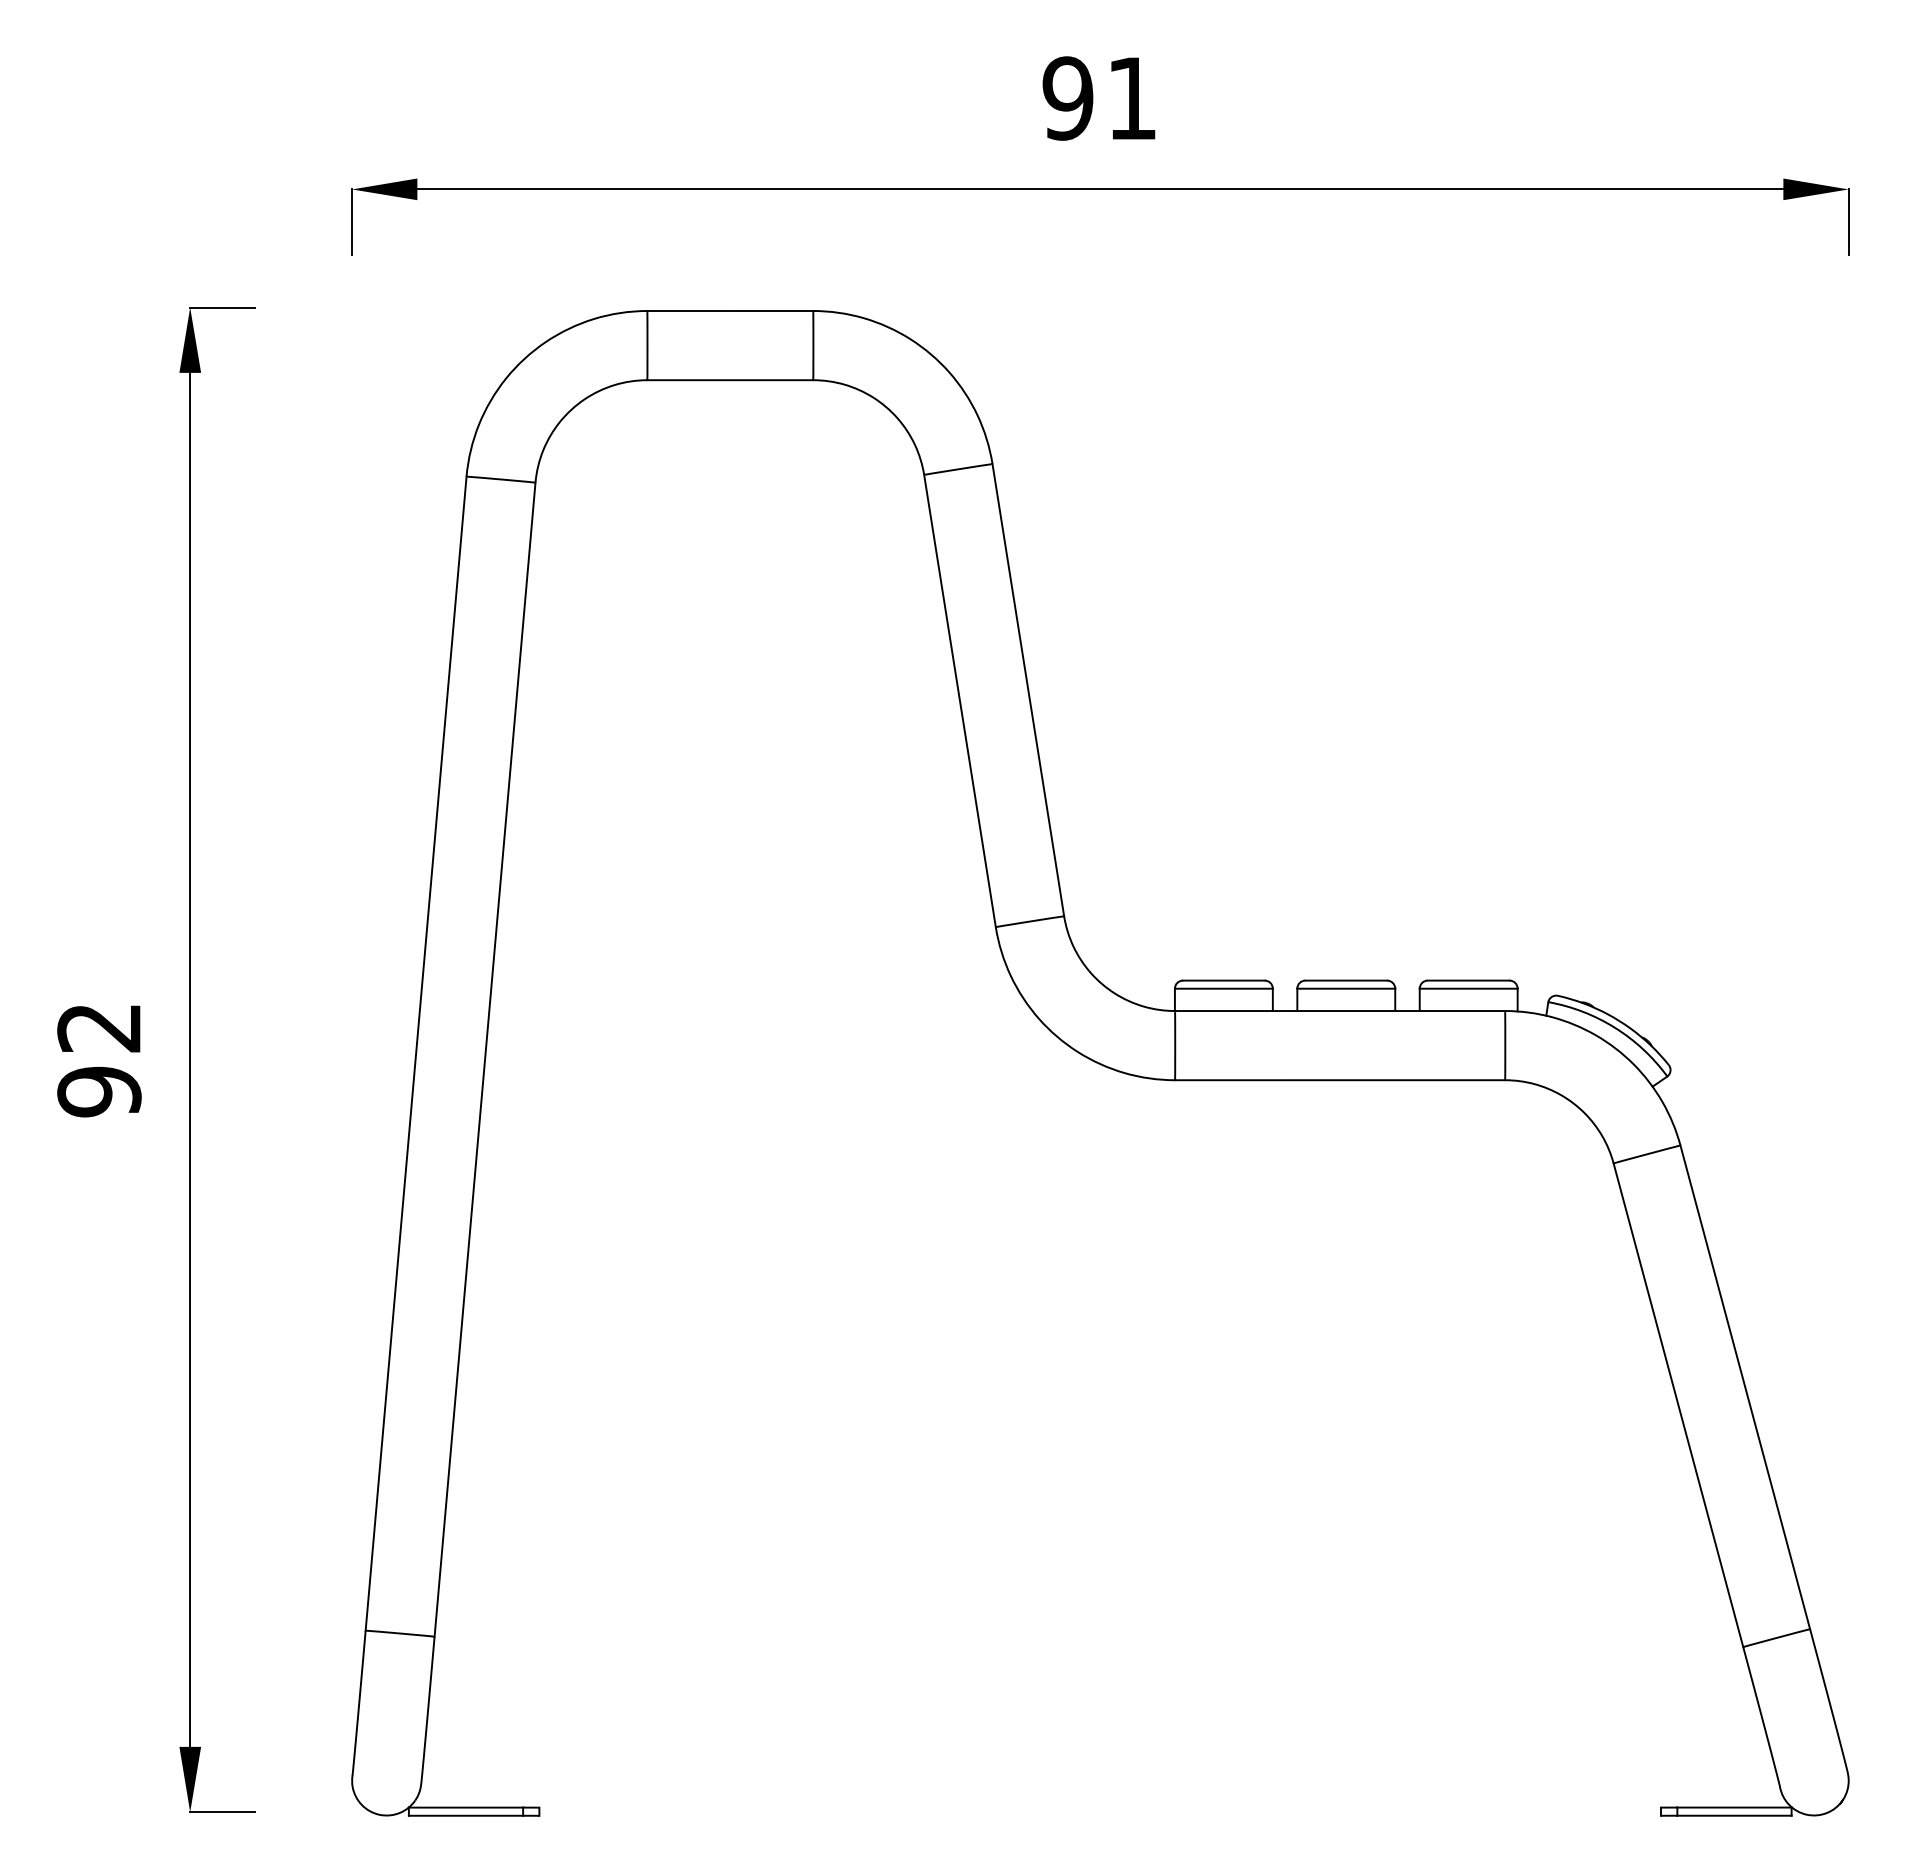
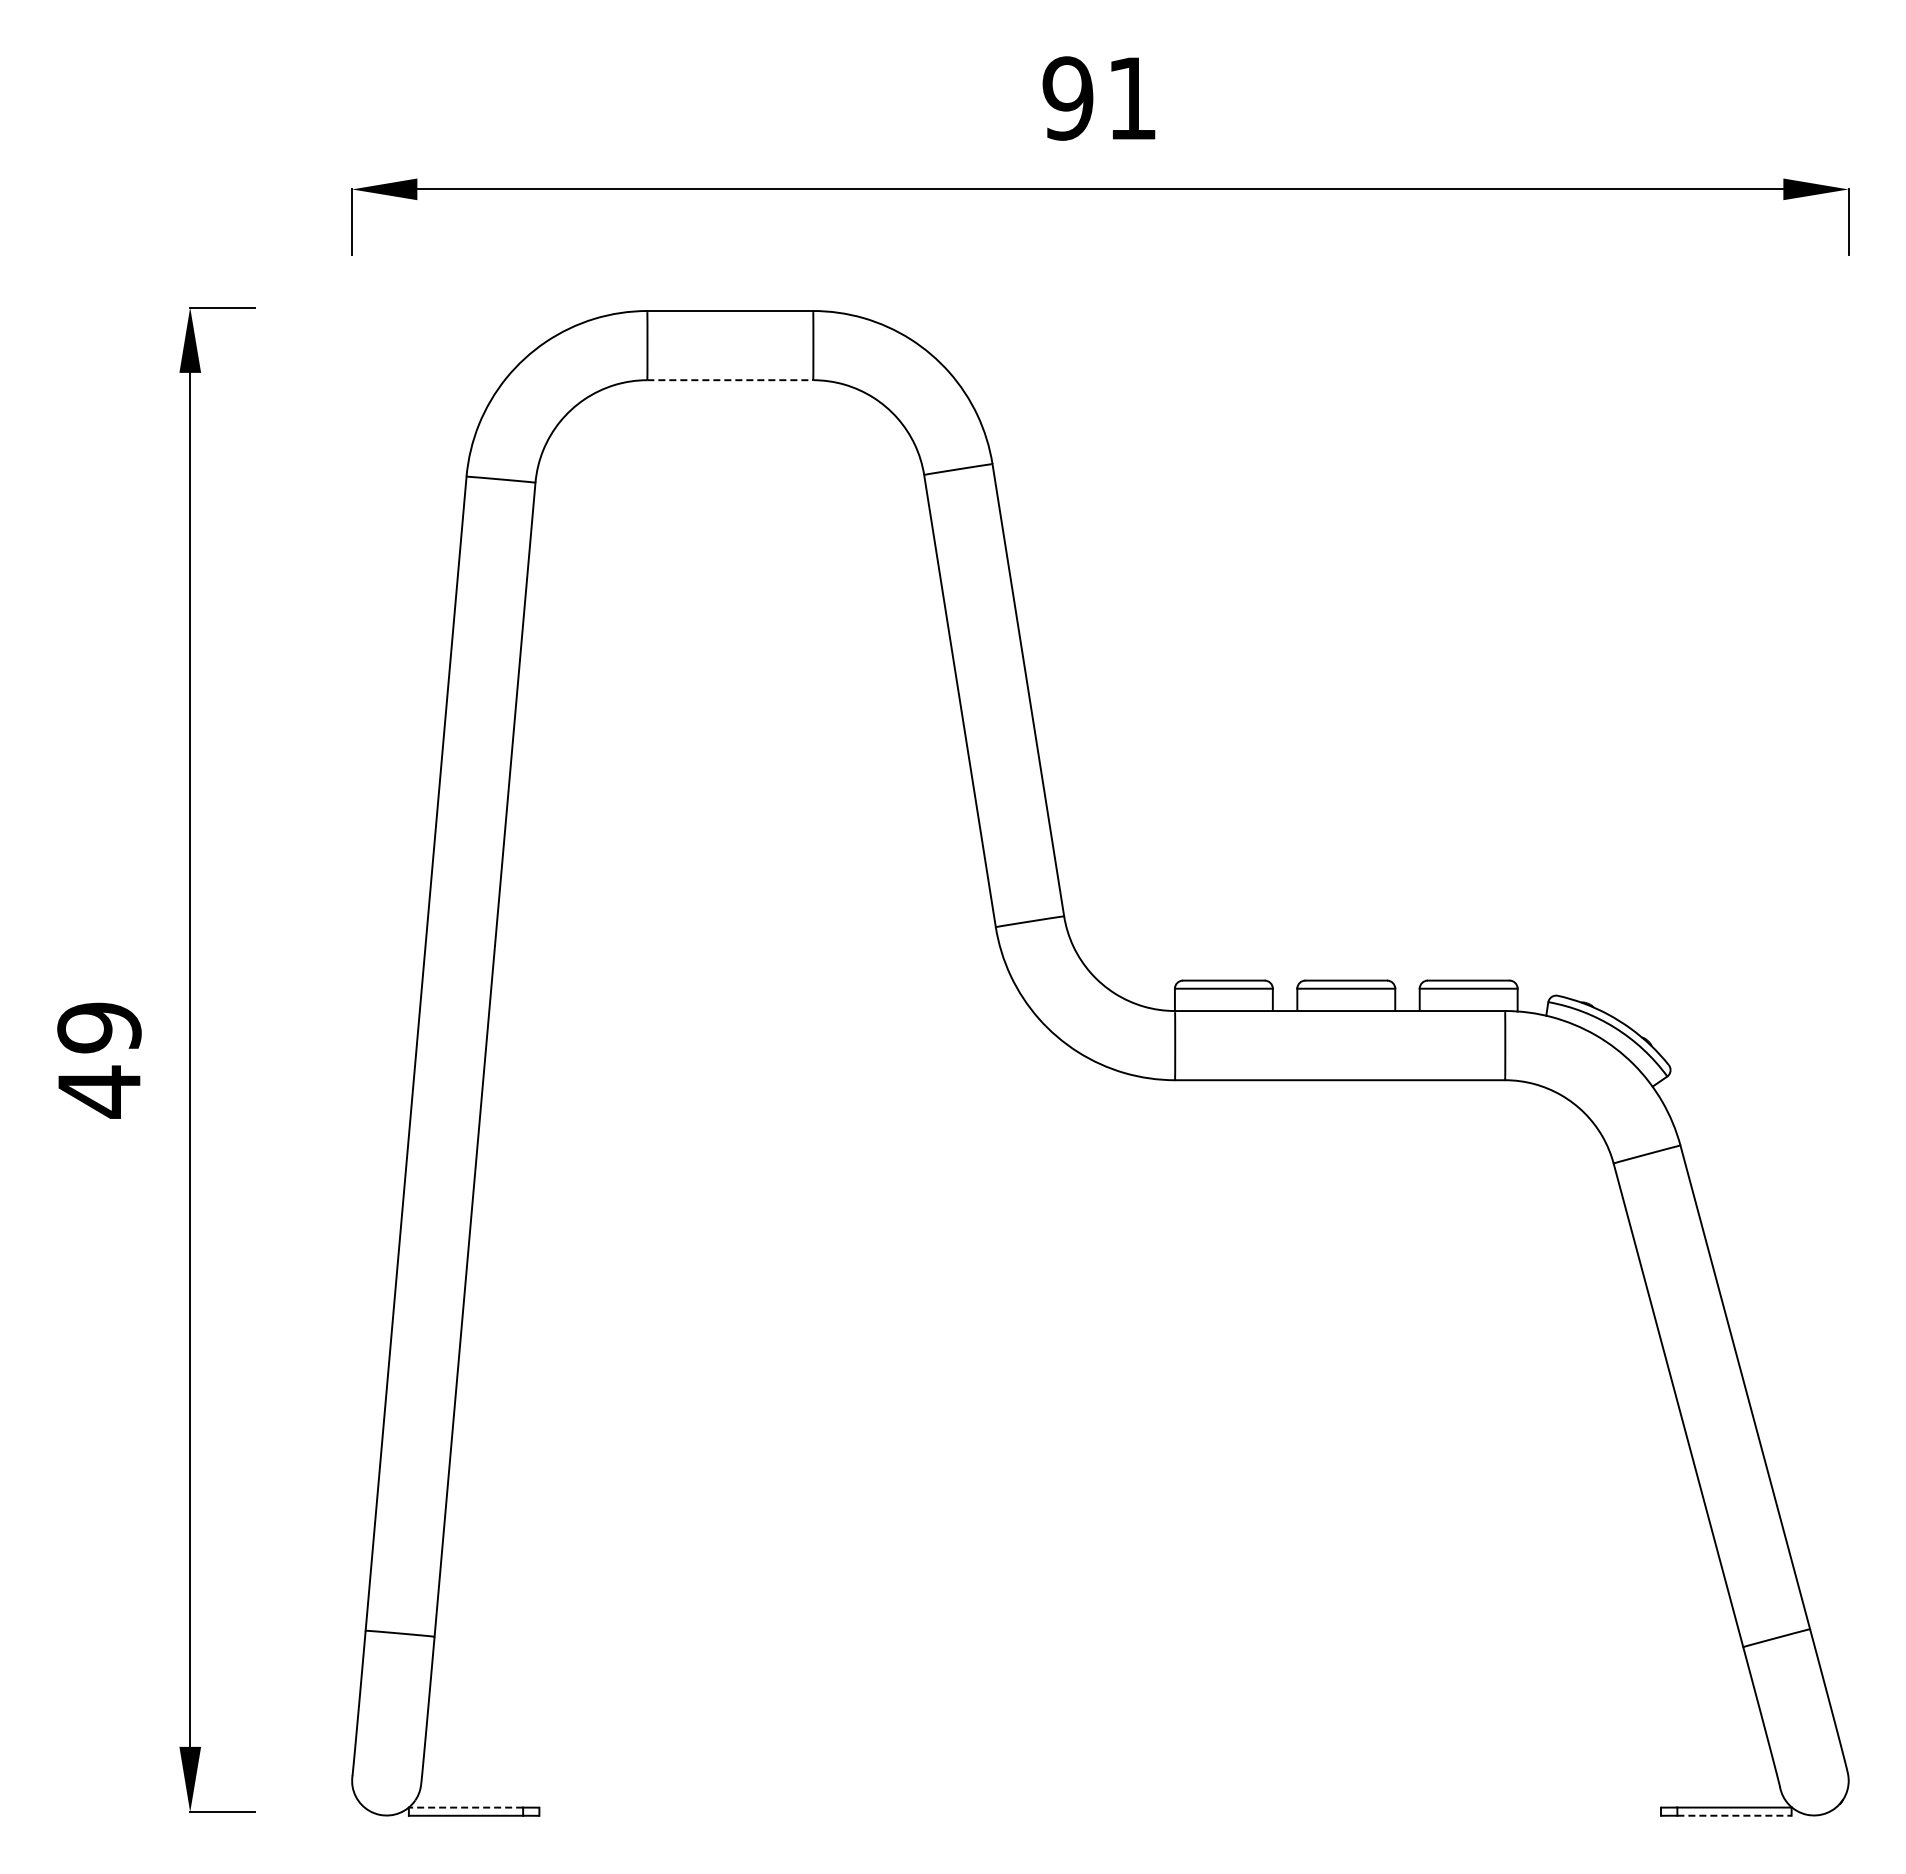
line: solid -> dashed (730, 380)
text: 92 -> 49 (99, 1060)
line: solid -> dashed (465, 1807)
line: solid -> dashed (1734, 1815)
